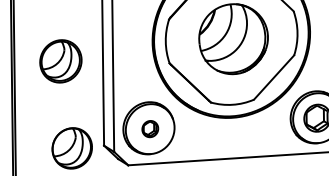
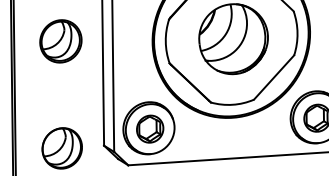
part position: (60, 61) -> (60, 41) (60, 41)
part size: 19x19 px -> 29x30 px (150, 128)
part position: (71, 148) -> (61, 148) (61, 148)
